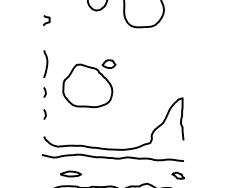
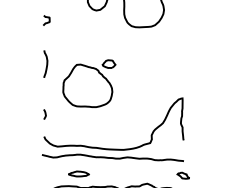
curve: present -> none (44, 92)
part position: (70, 173) -> (78, 173) (78, 173)
part position: (177, 175) -> (182, 175) (182, 175)
